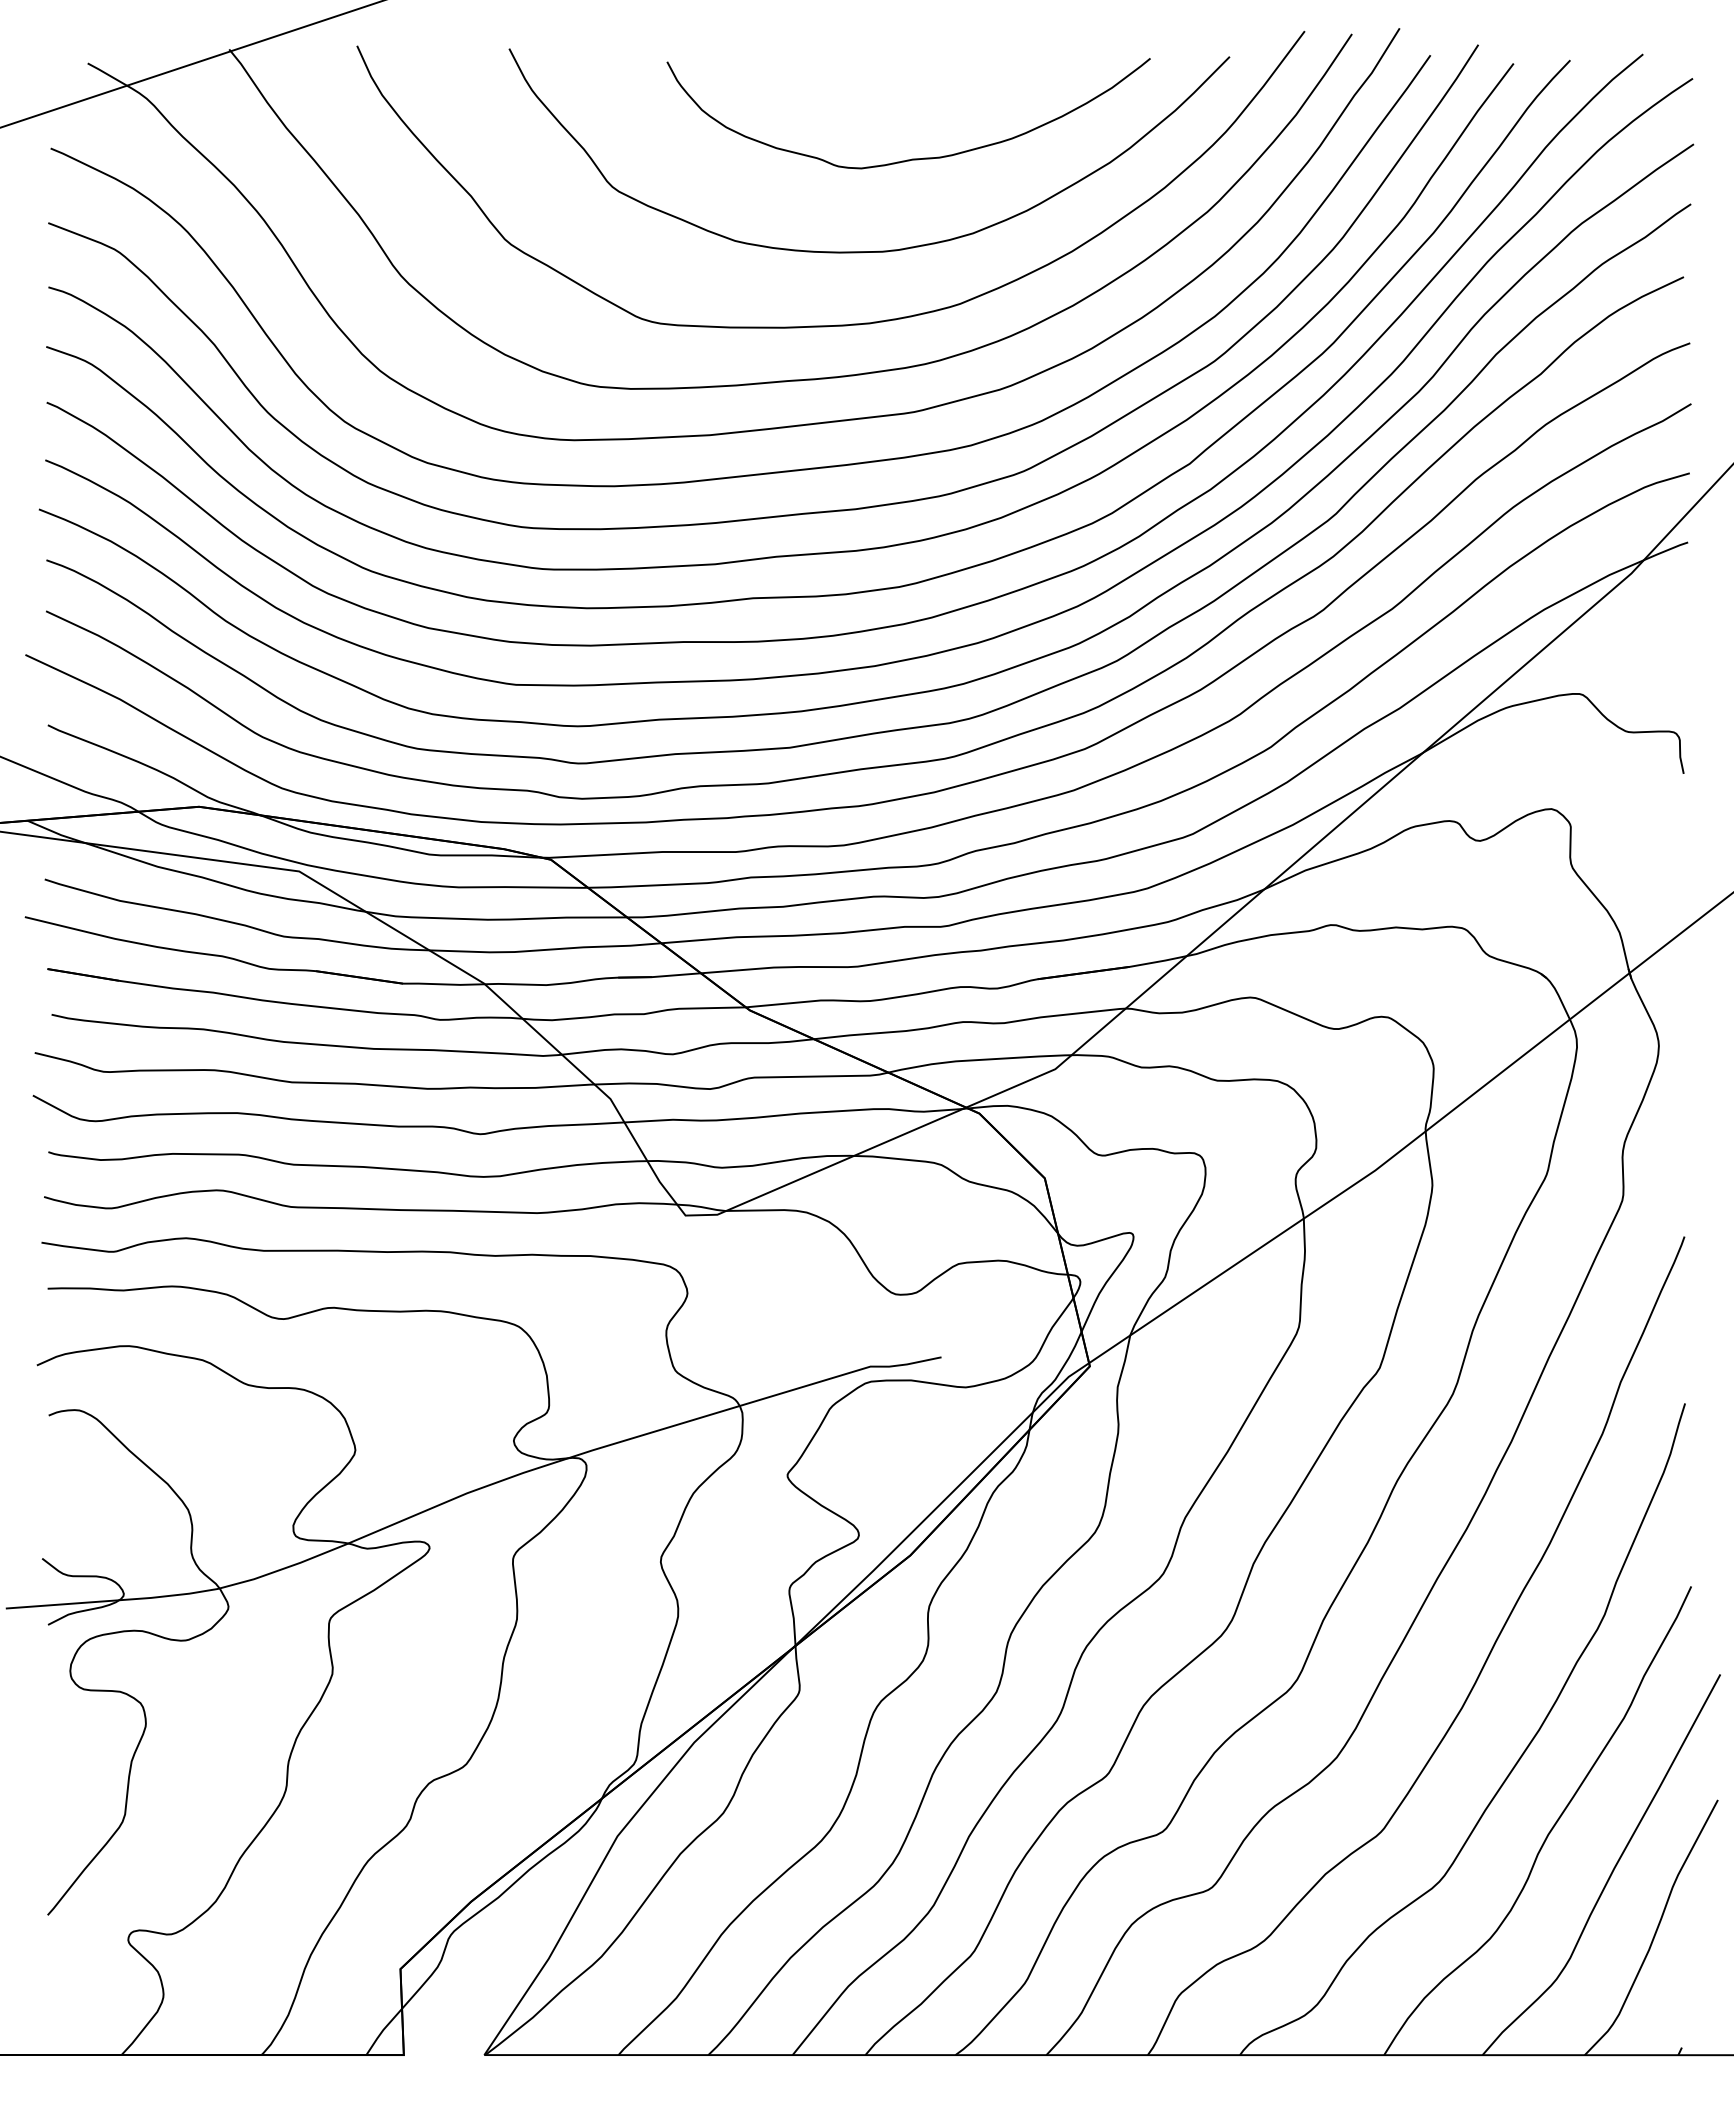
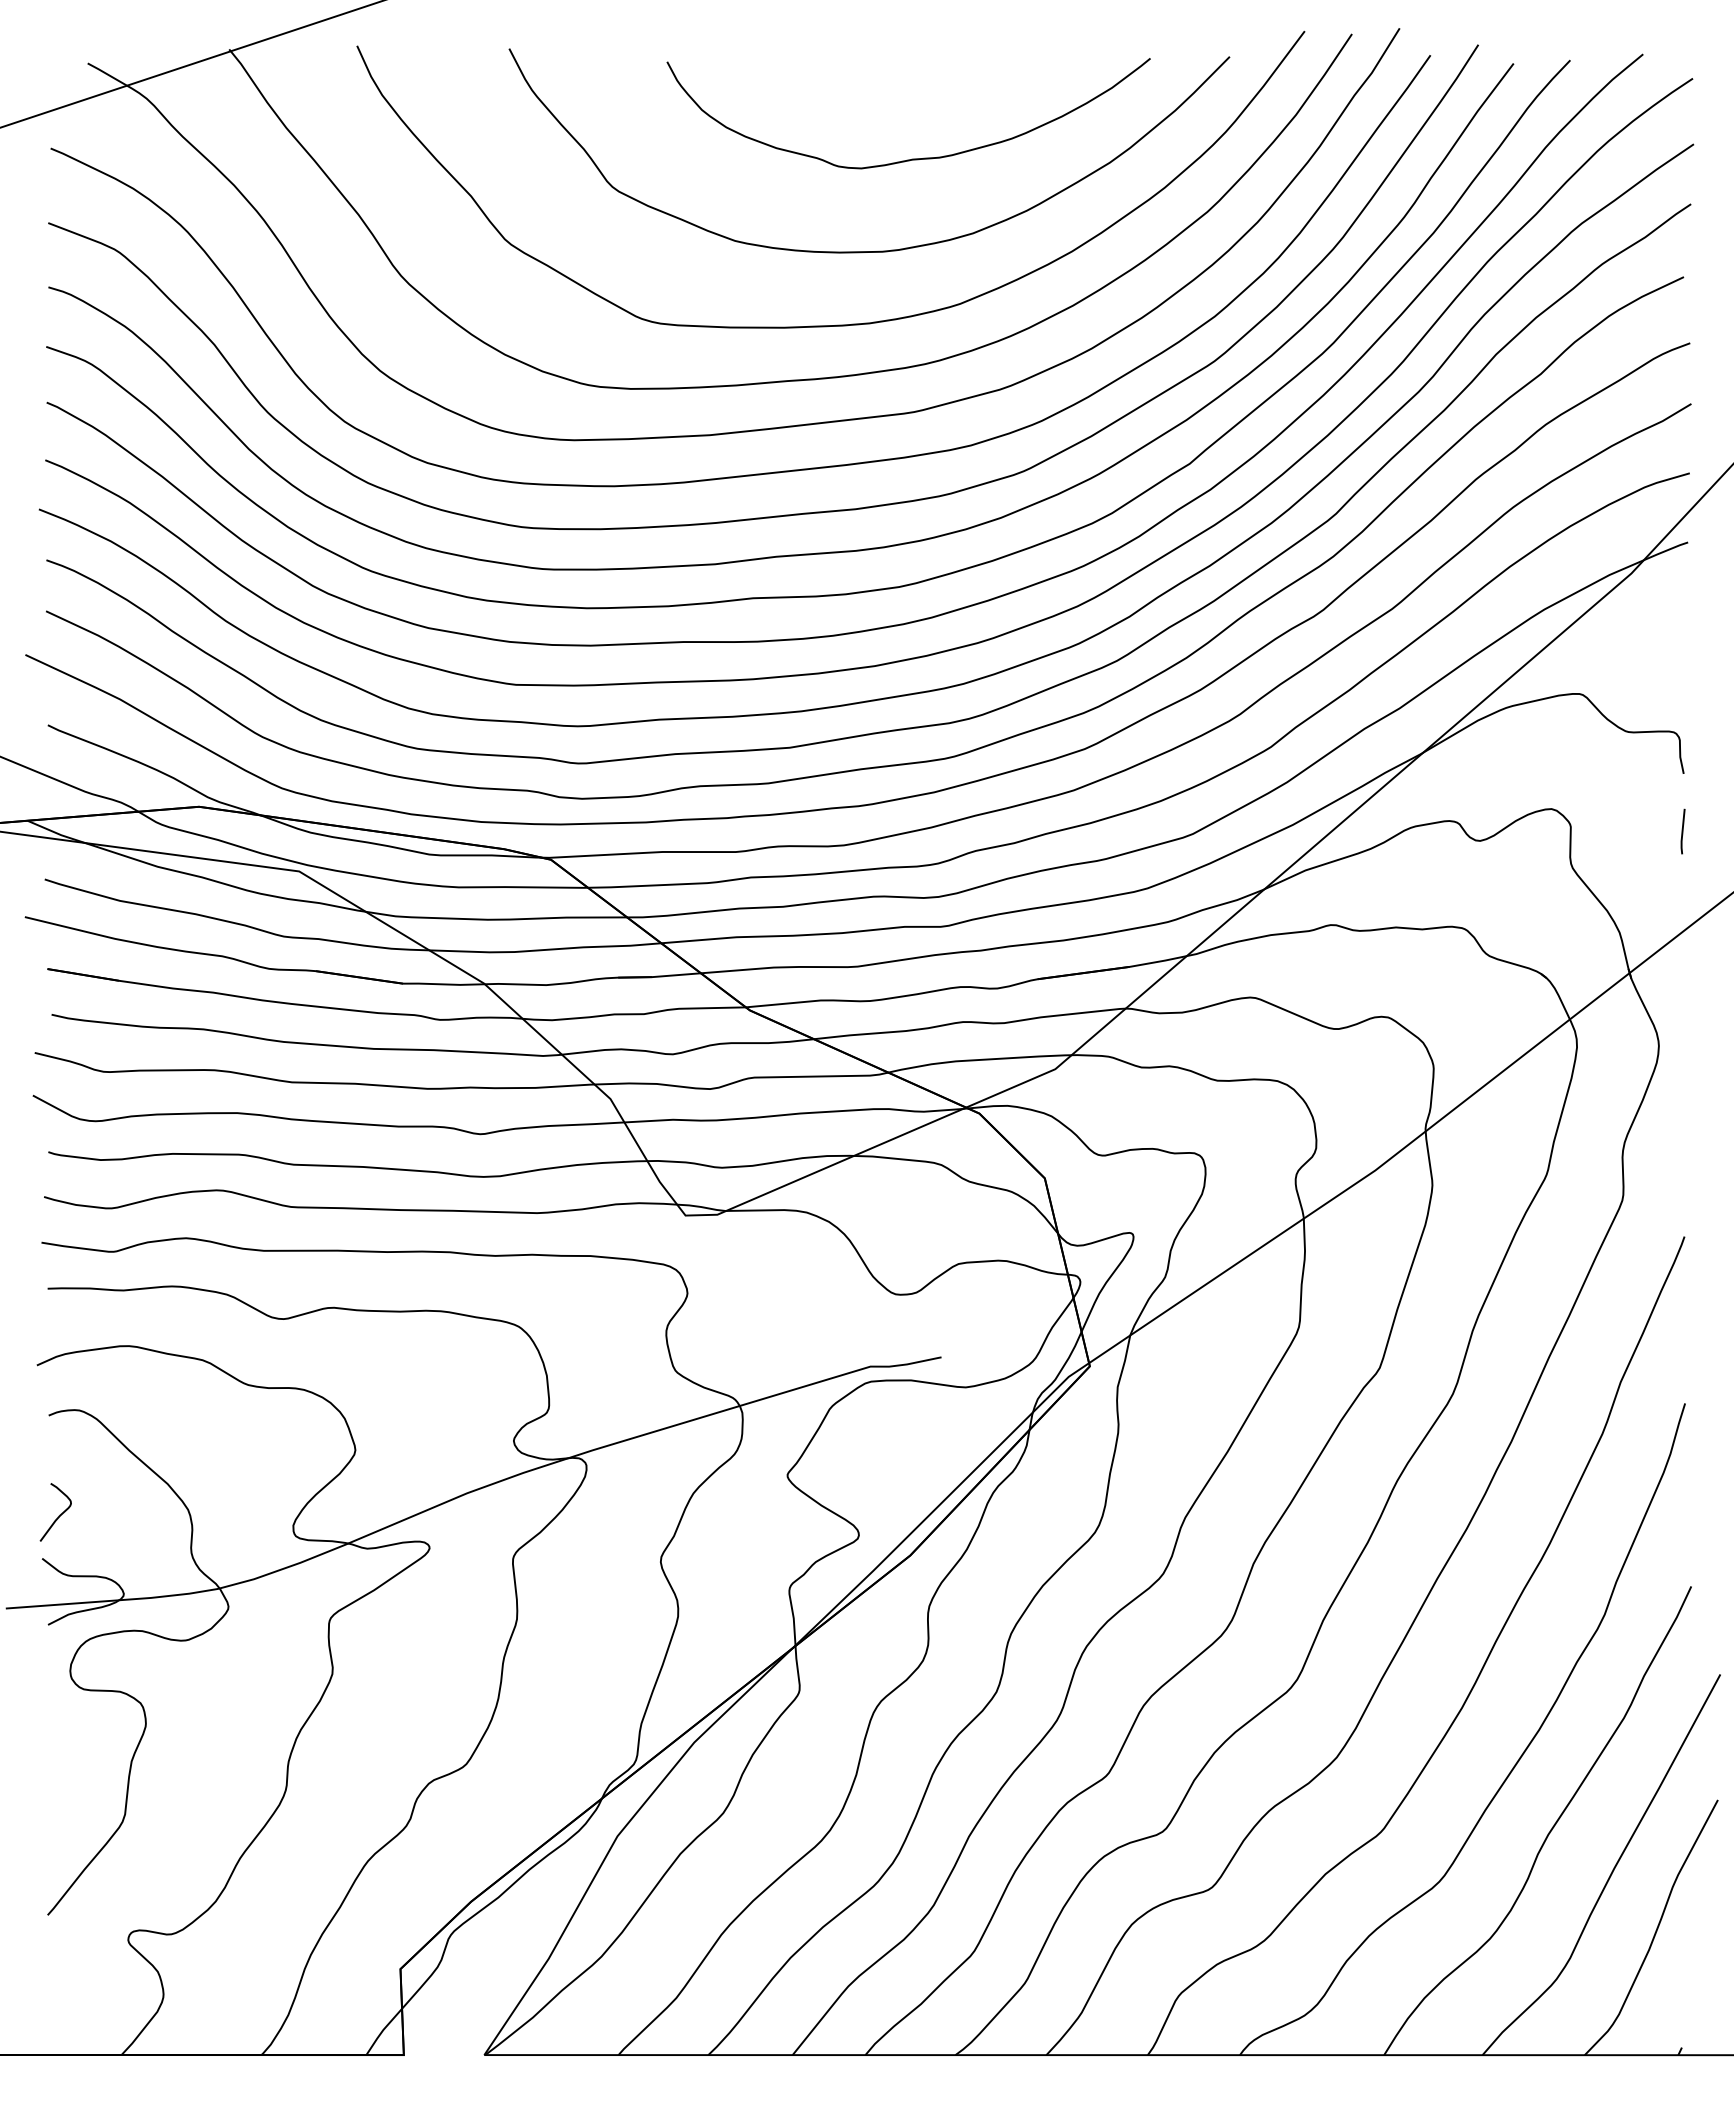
line: none -> present (1682, 831)
curve: none -> present (58, 1515)
